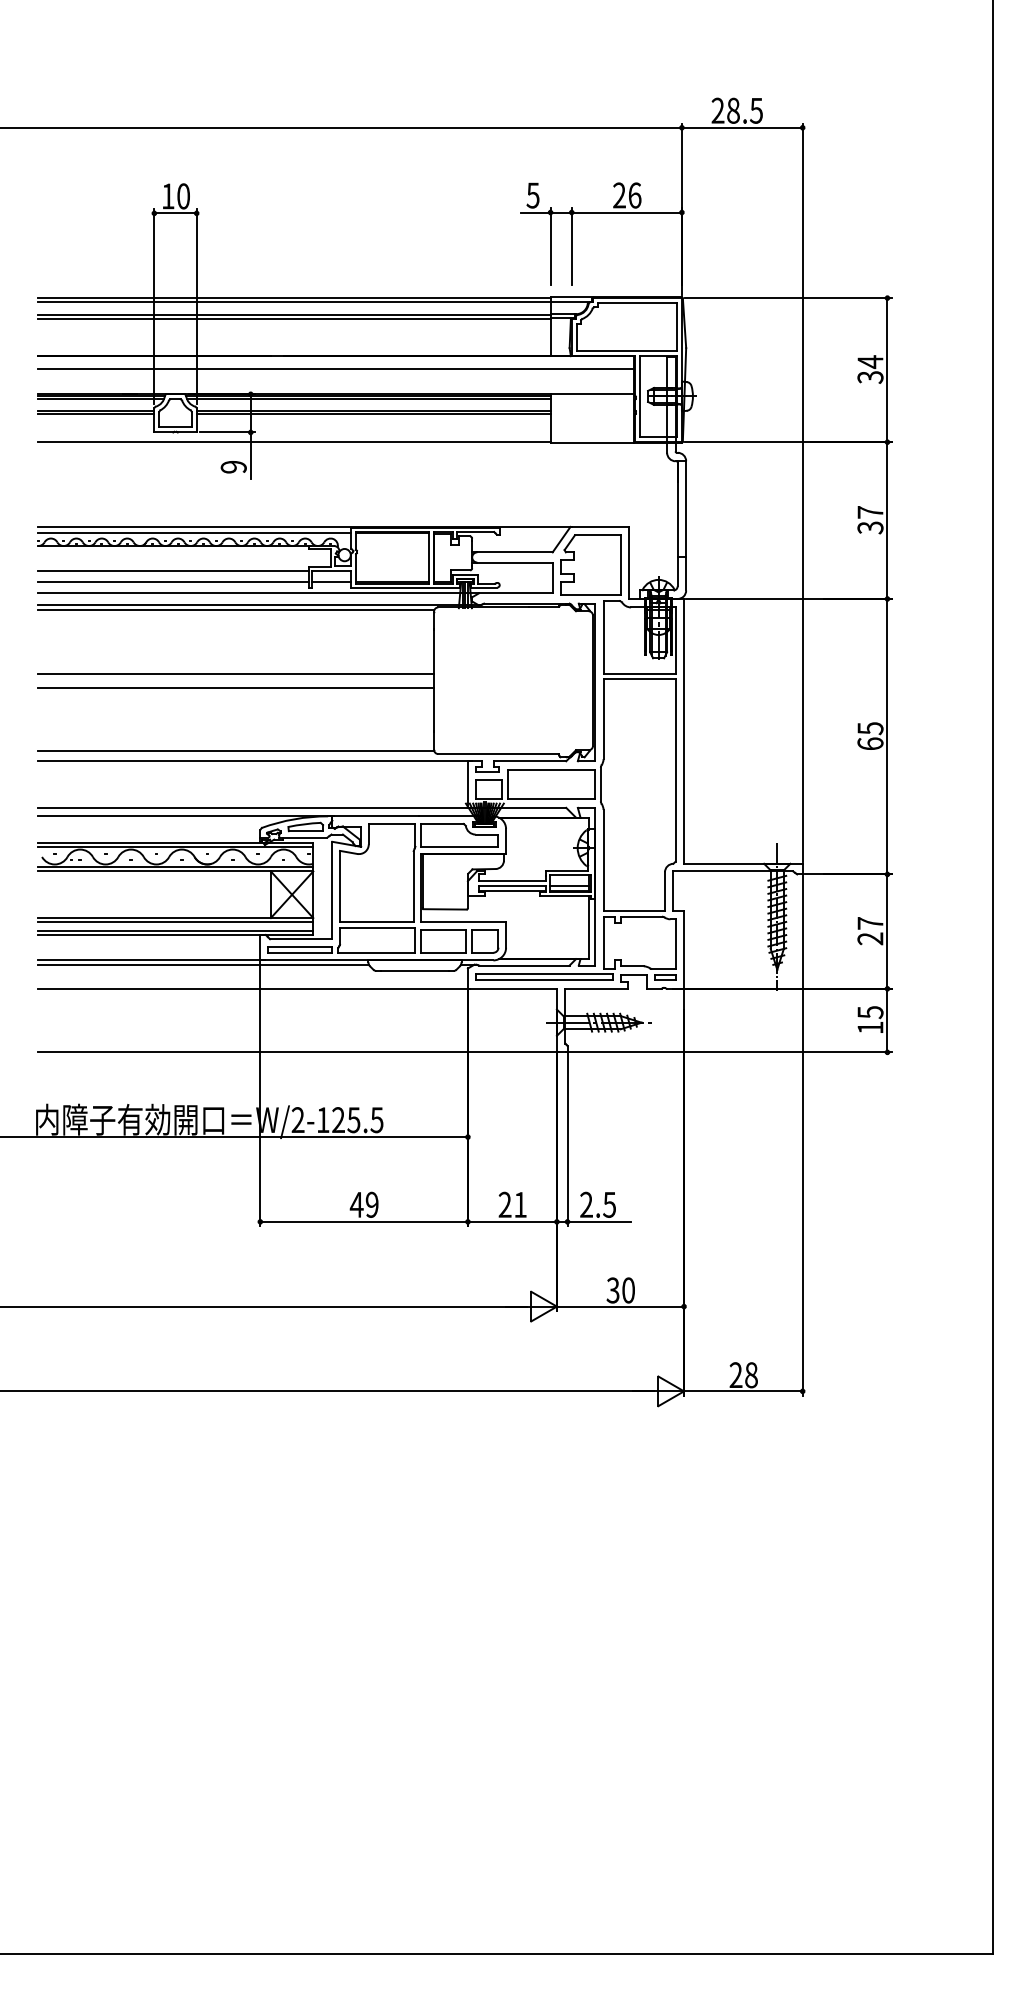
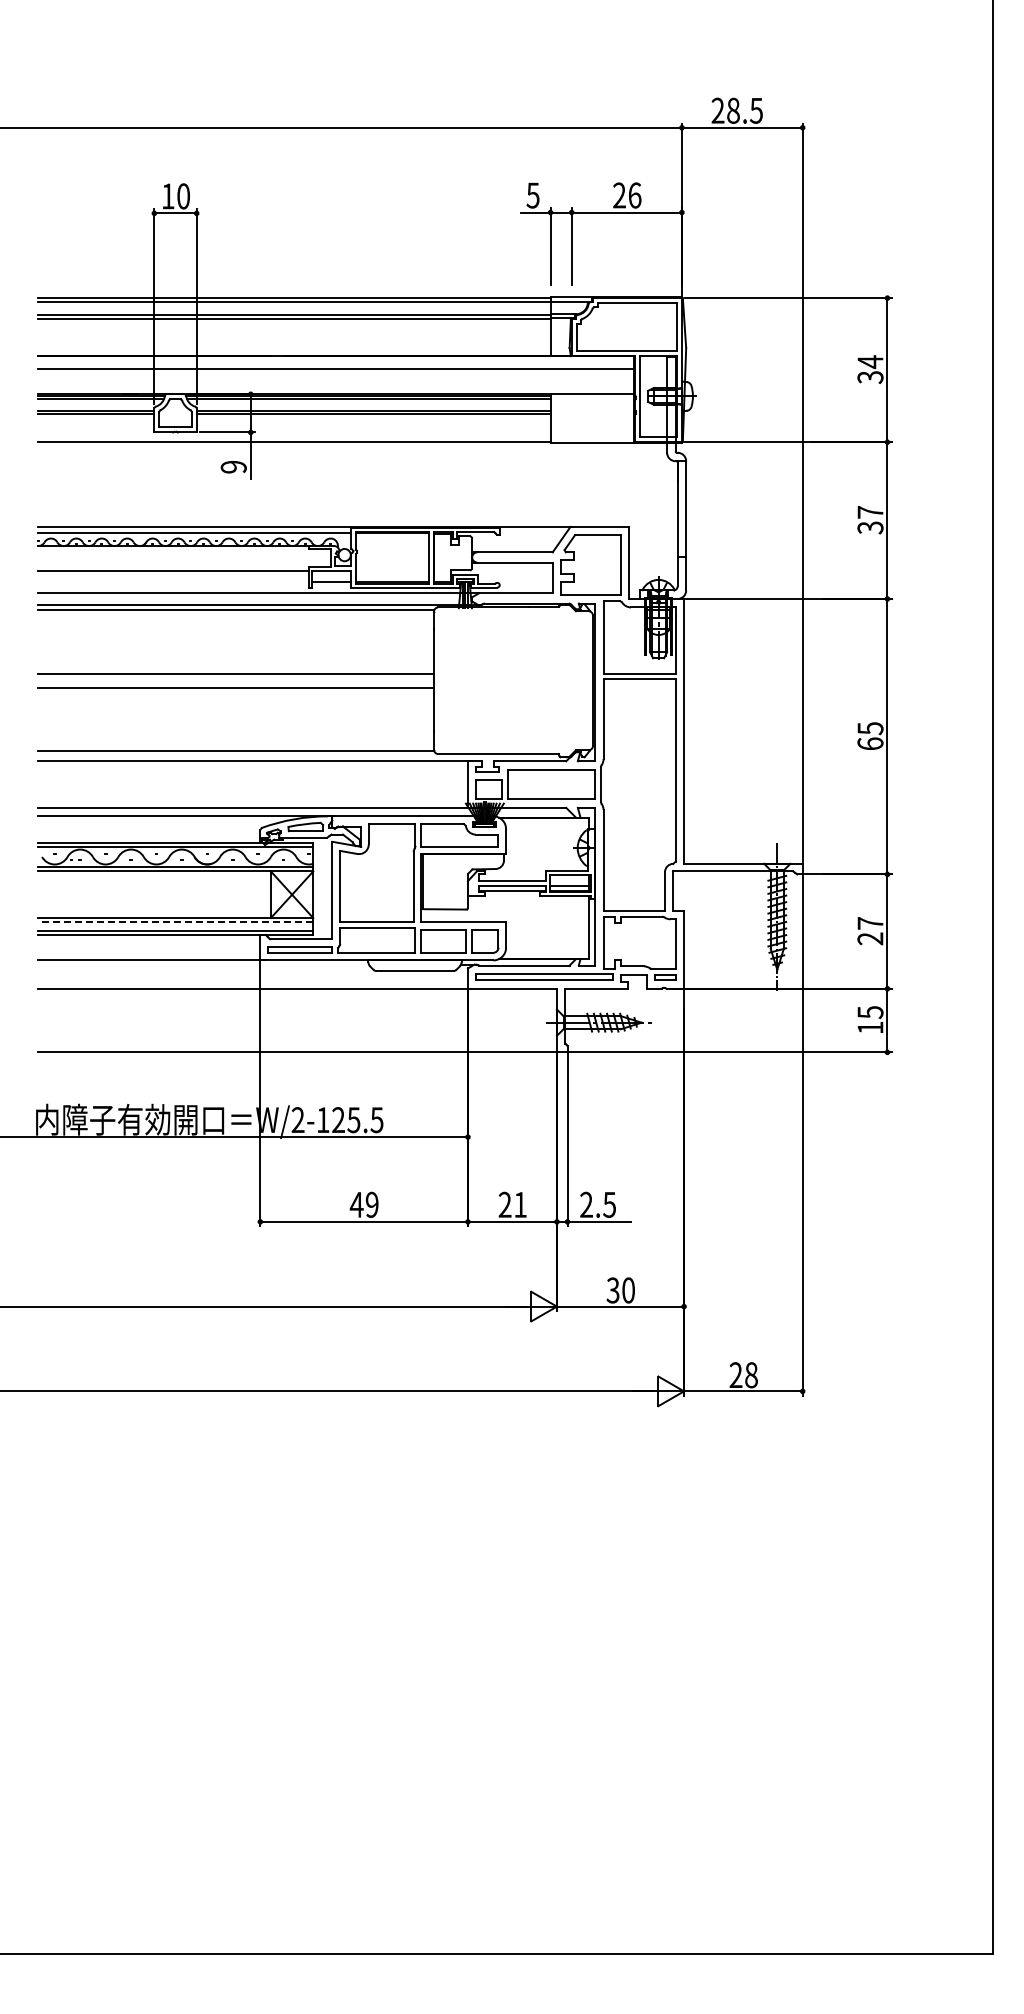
line: present -> none (173, 582)
line: solid -> dashed (175, 922)
line: present -> none (202, 964)
